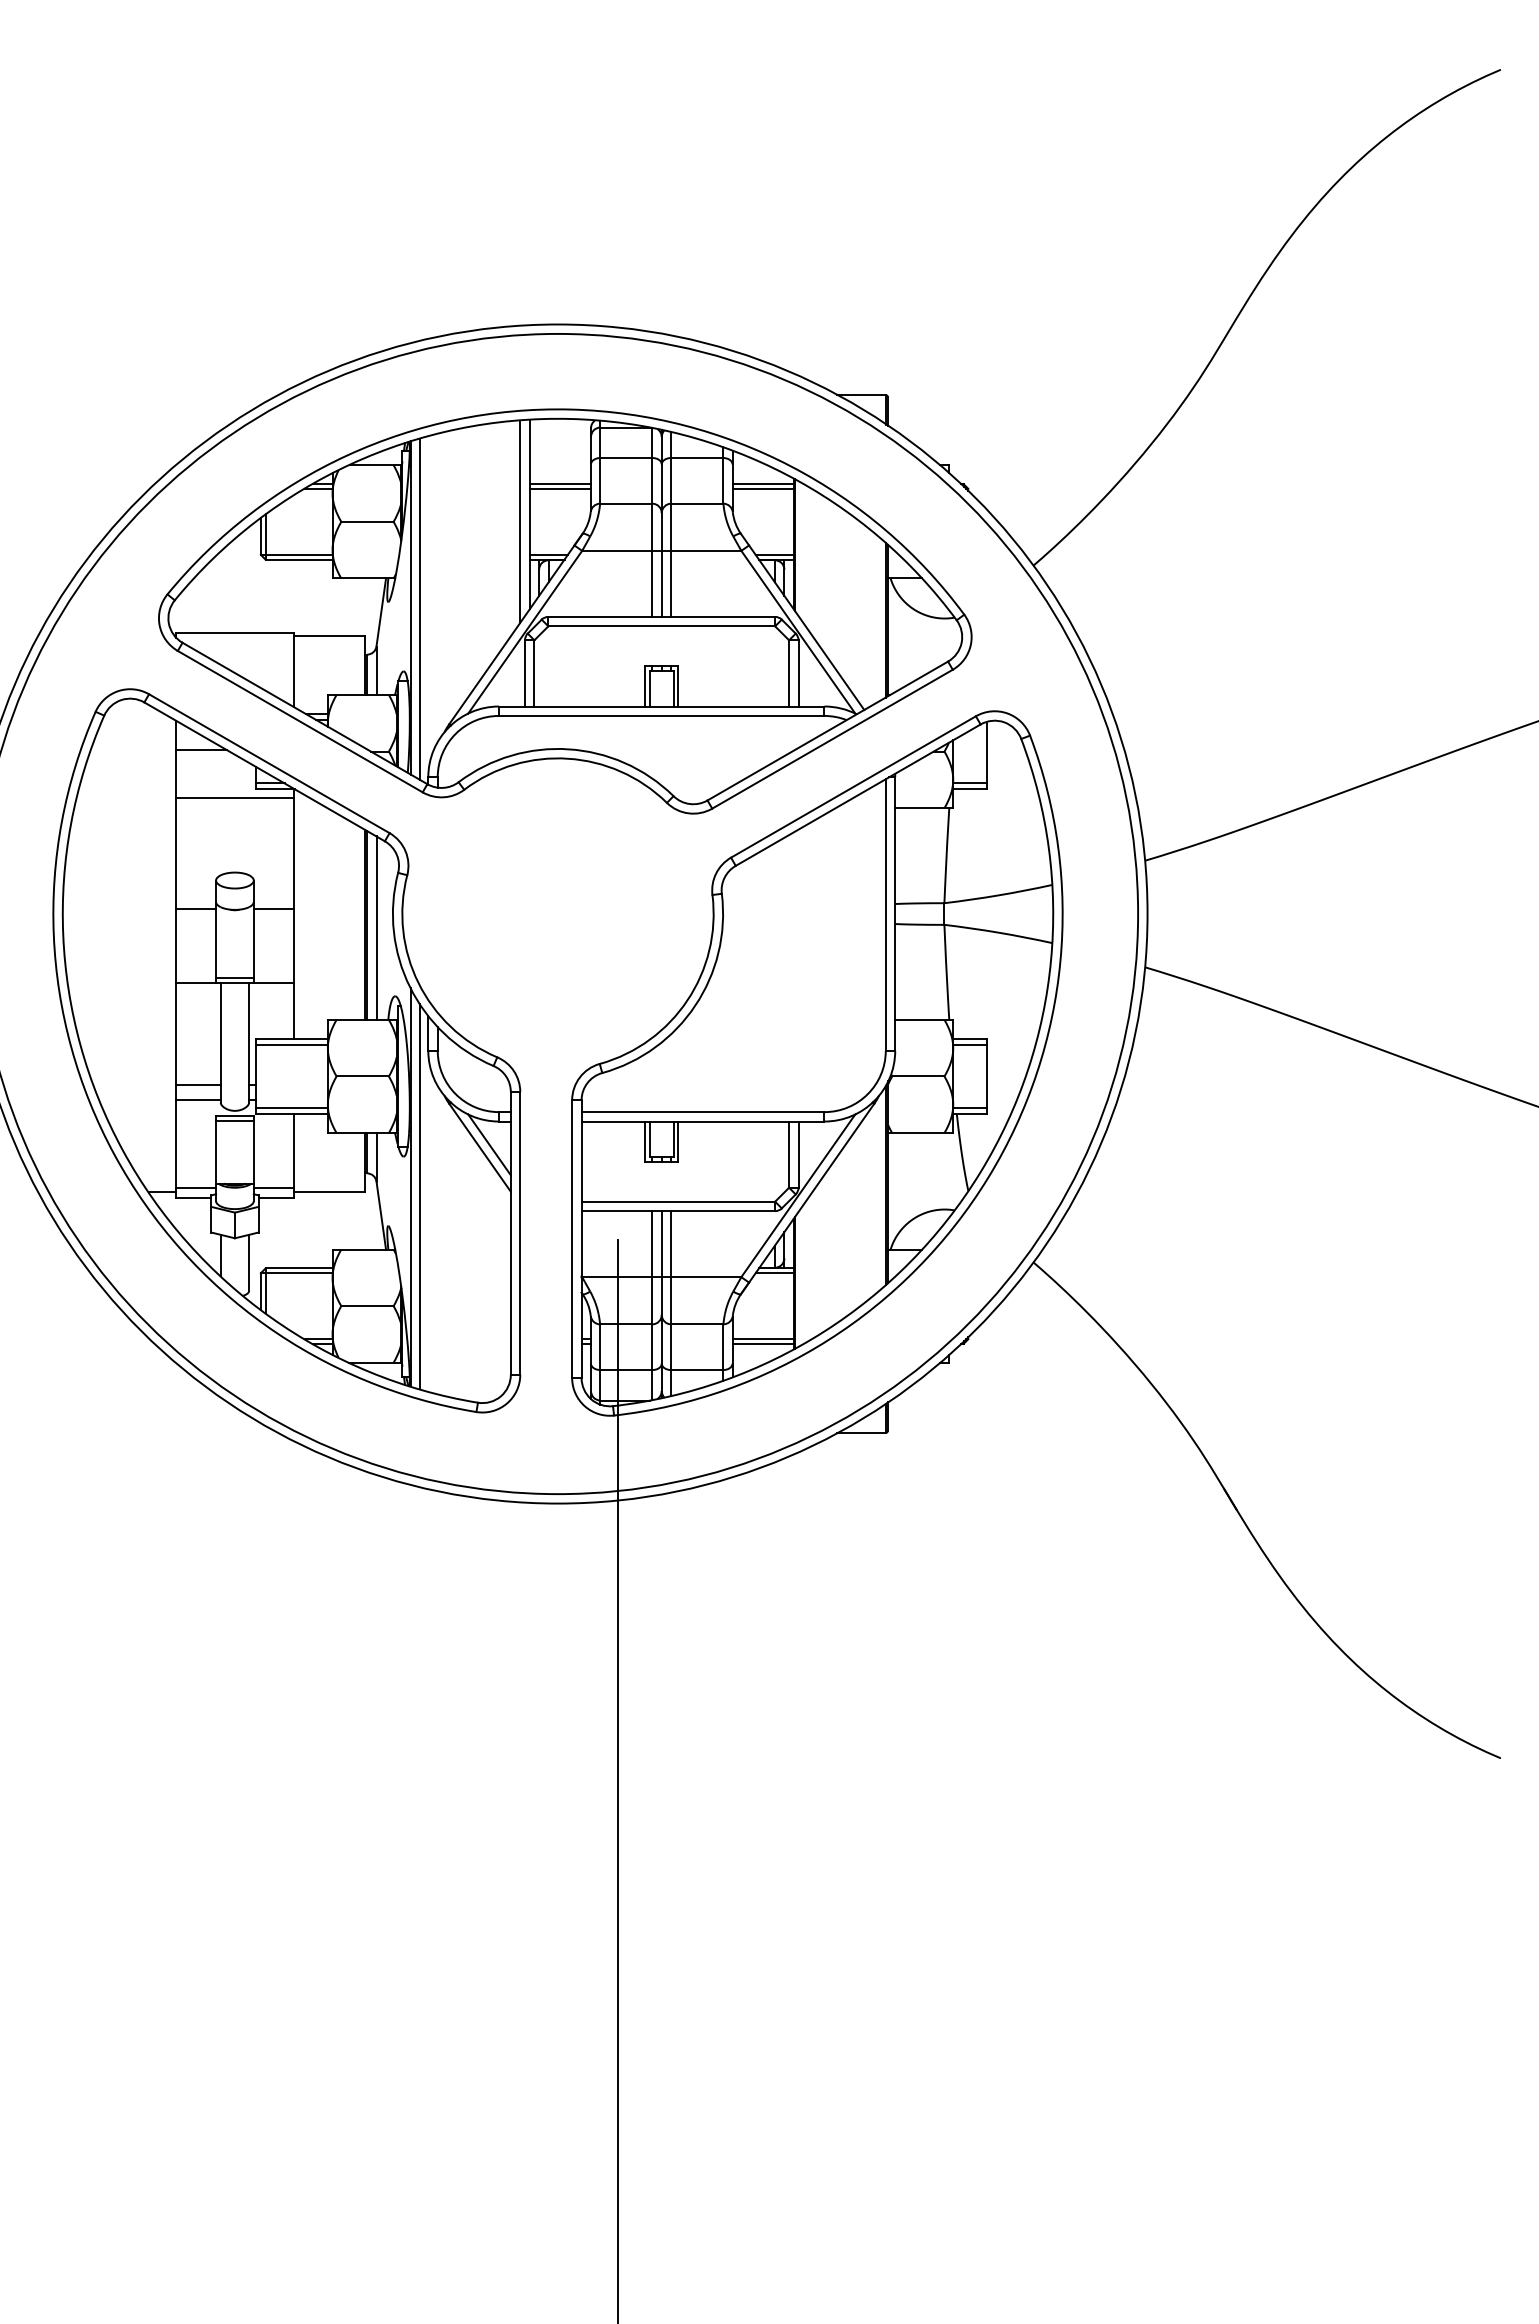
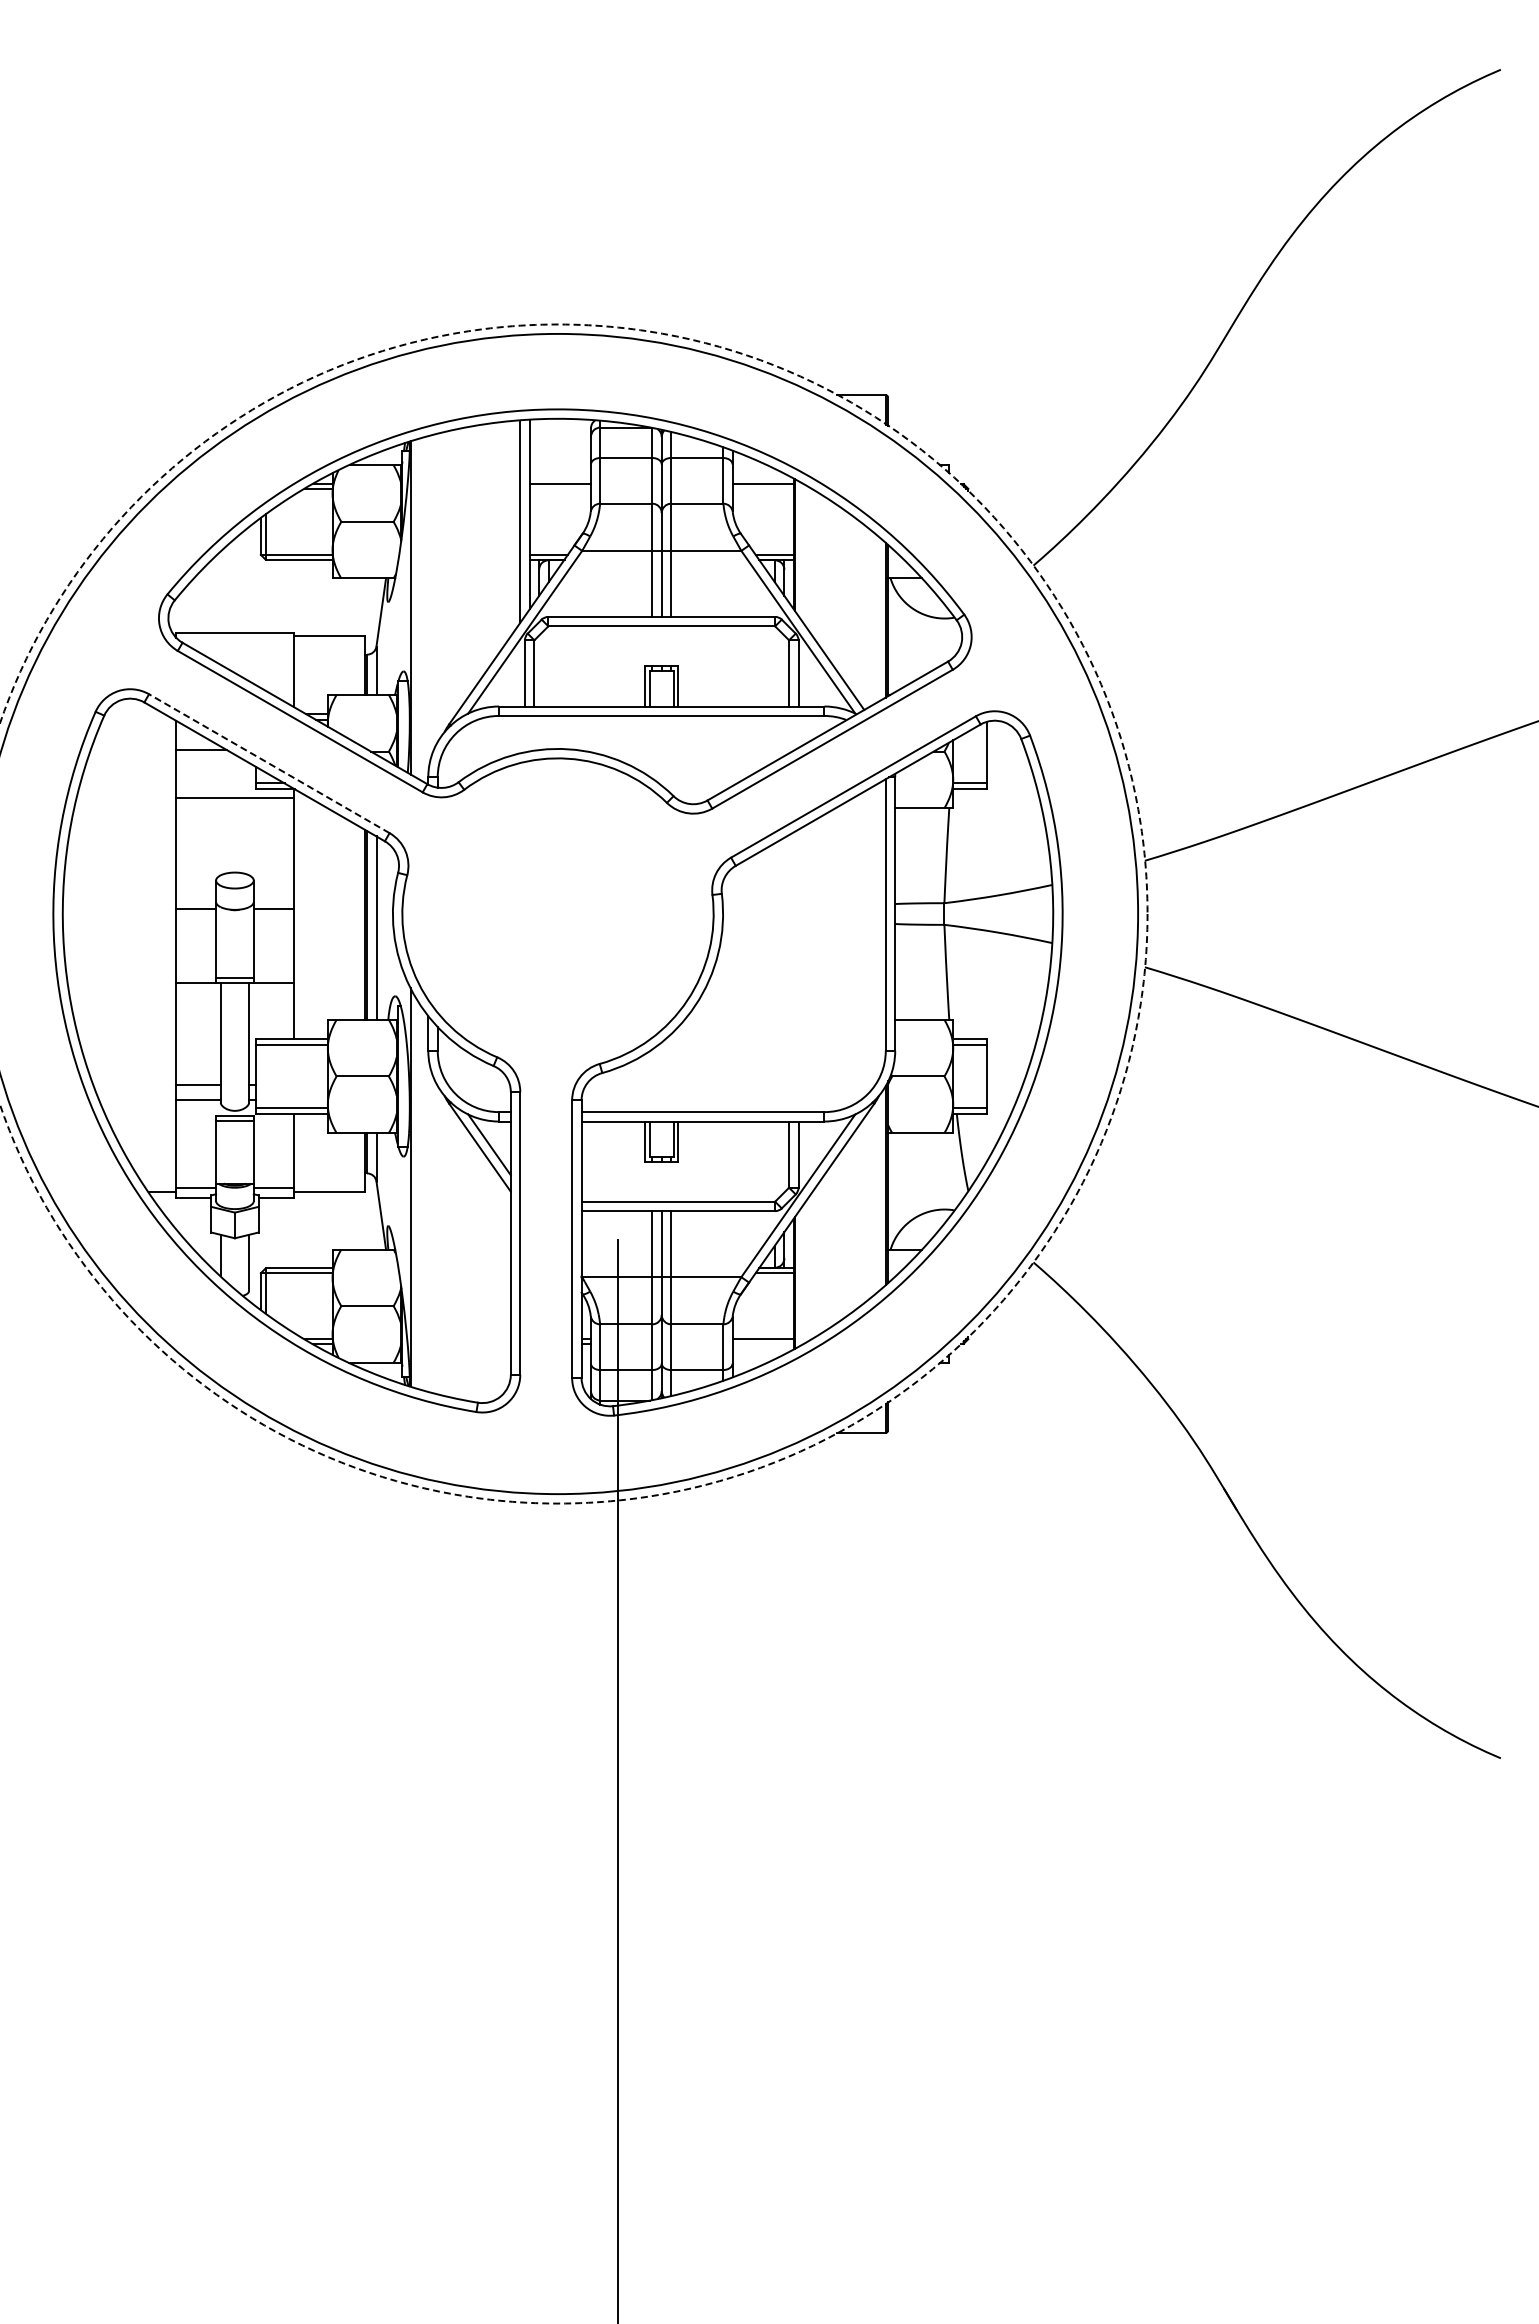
line: present -> none (560, 488)
line: present -> none (762, 488)
line: present -> none (420, 608)
line: solid -> dashed (269, 763)
circle: solid -> dashed (573, 913)
line: present -> none (420, 1196)
line: present -> none (762, 1343)
